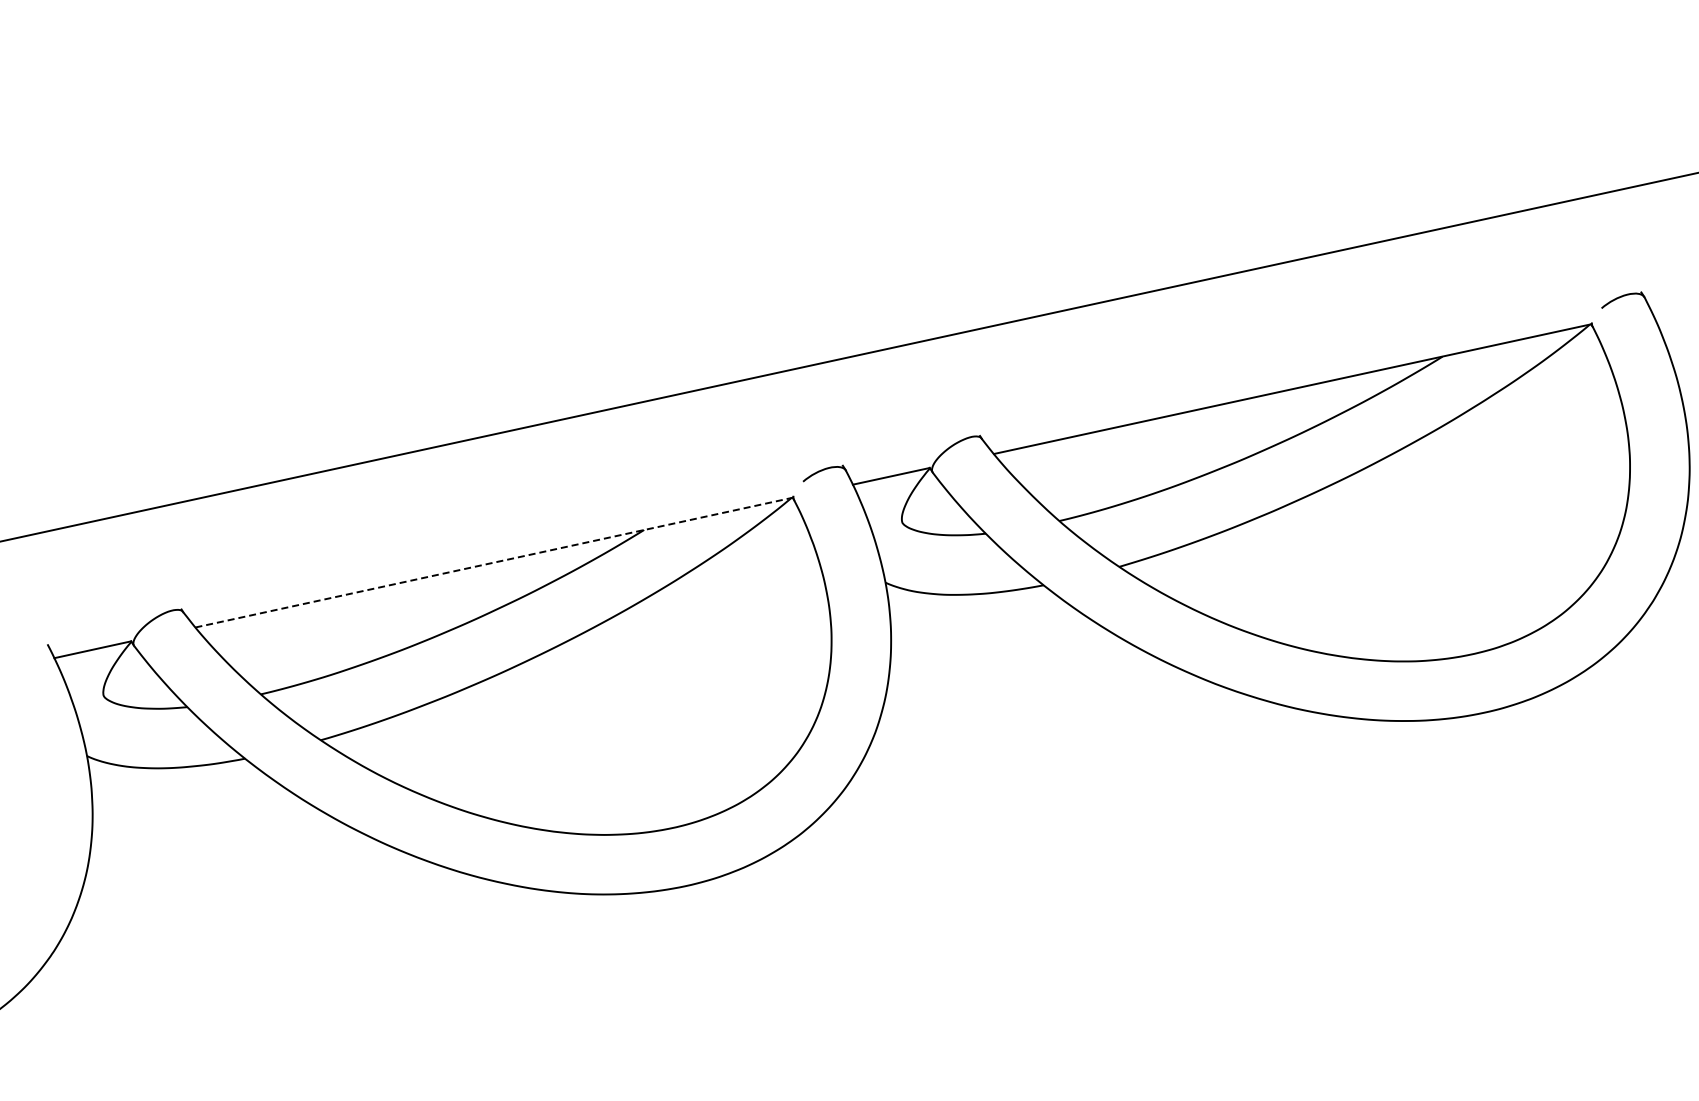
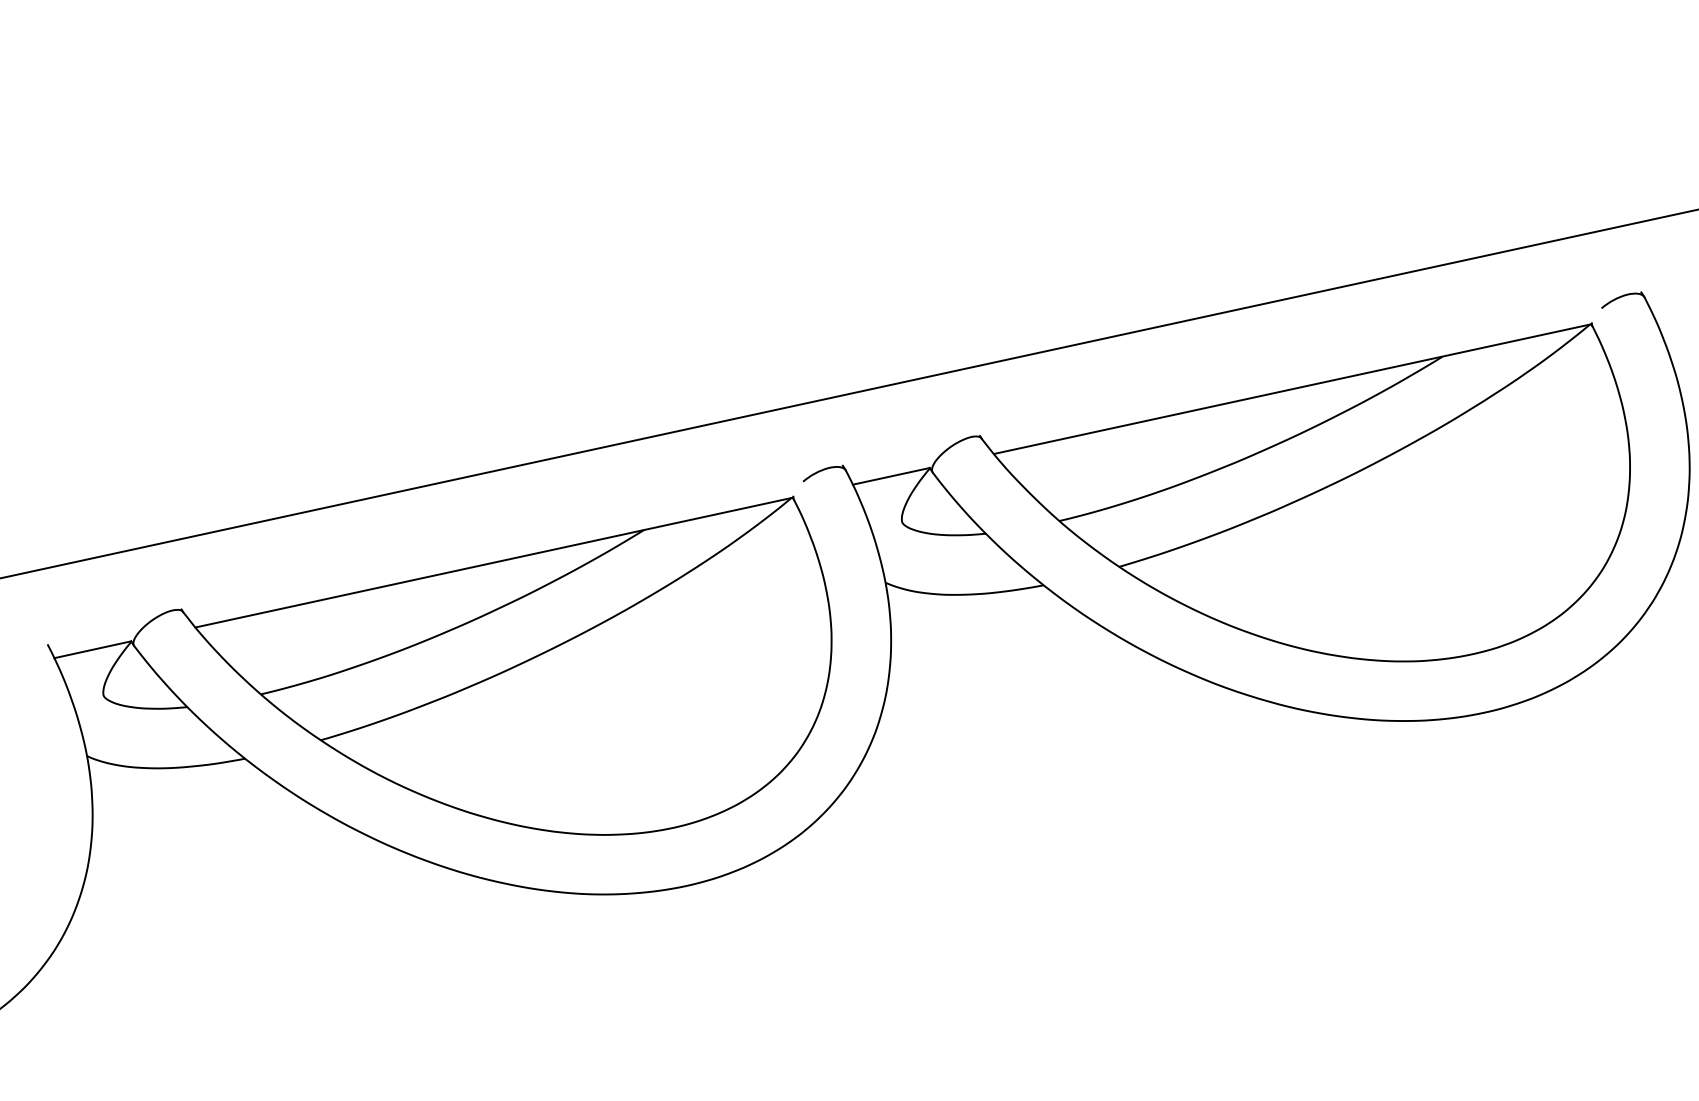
line position: (848, 357) -> (848, 393) (848, 393)
line: dashed -> solid (493, 562)
